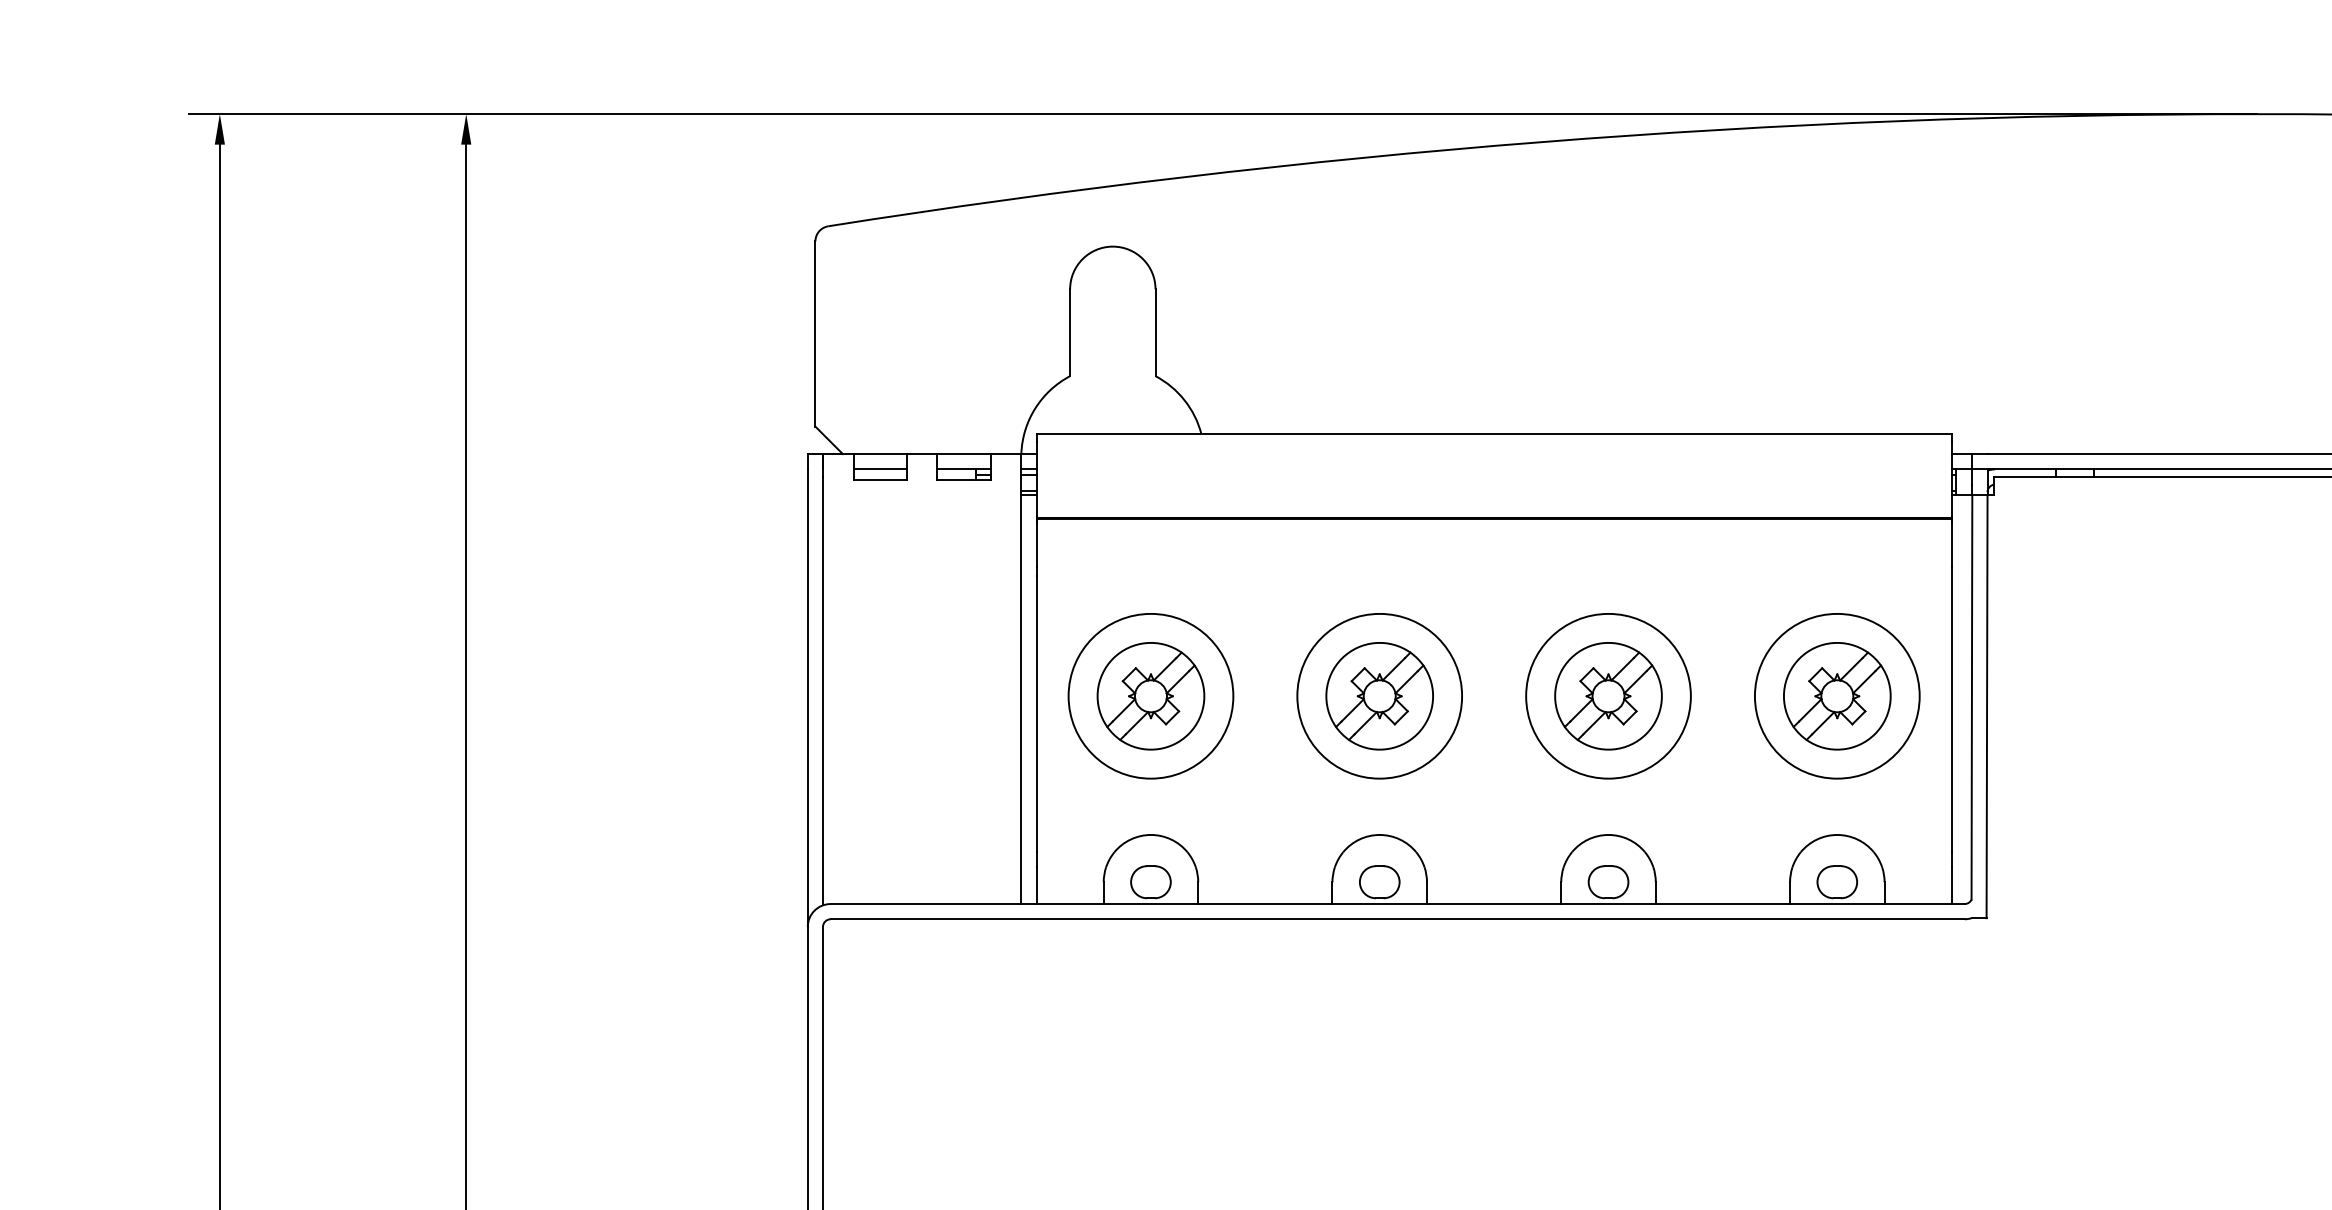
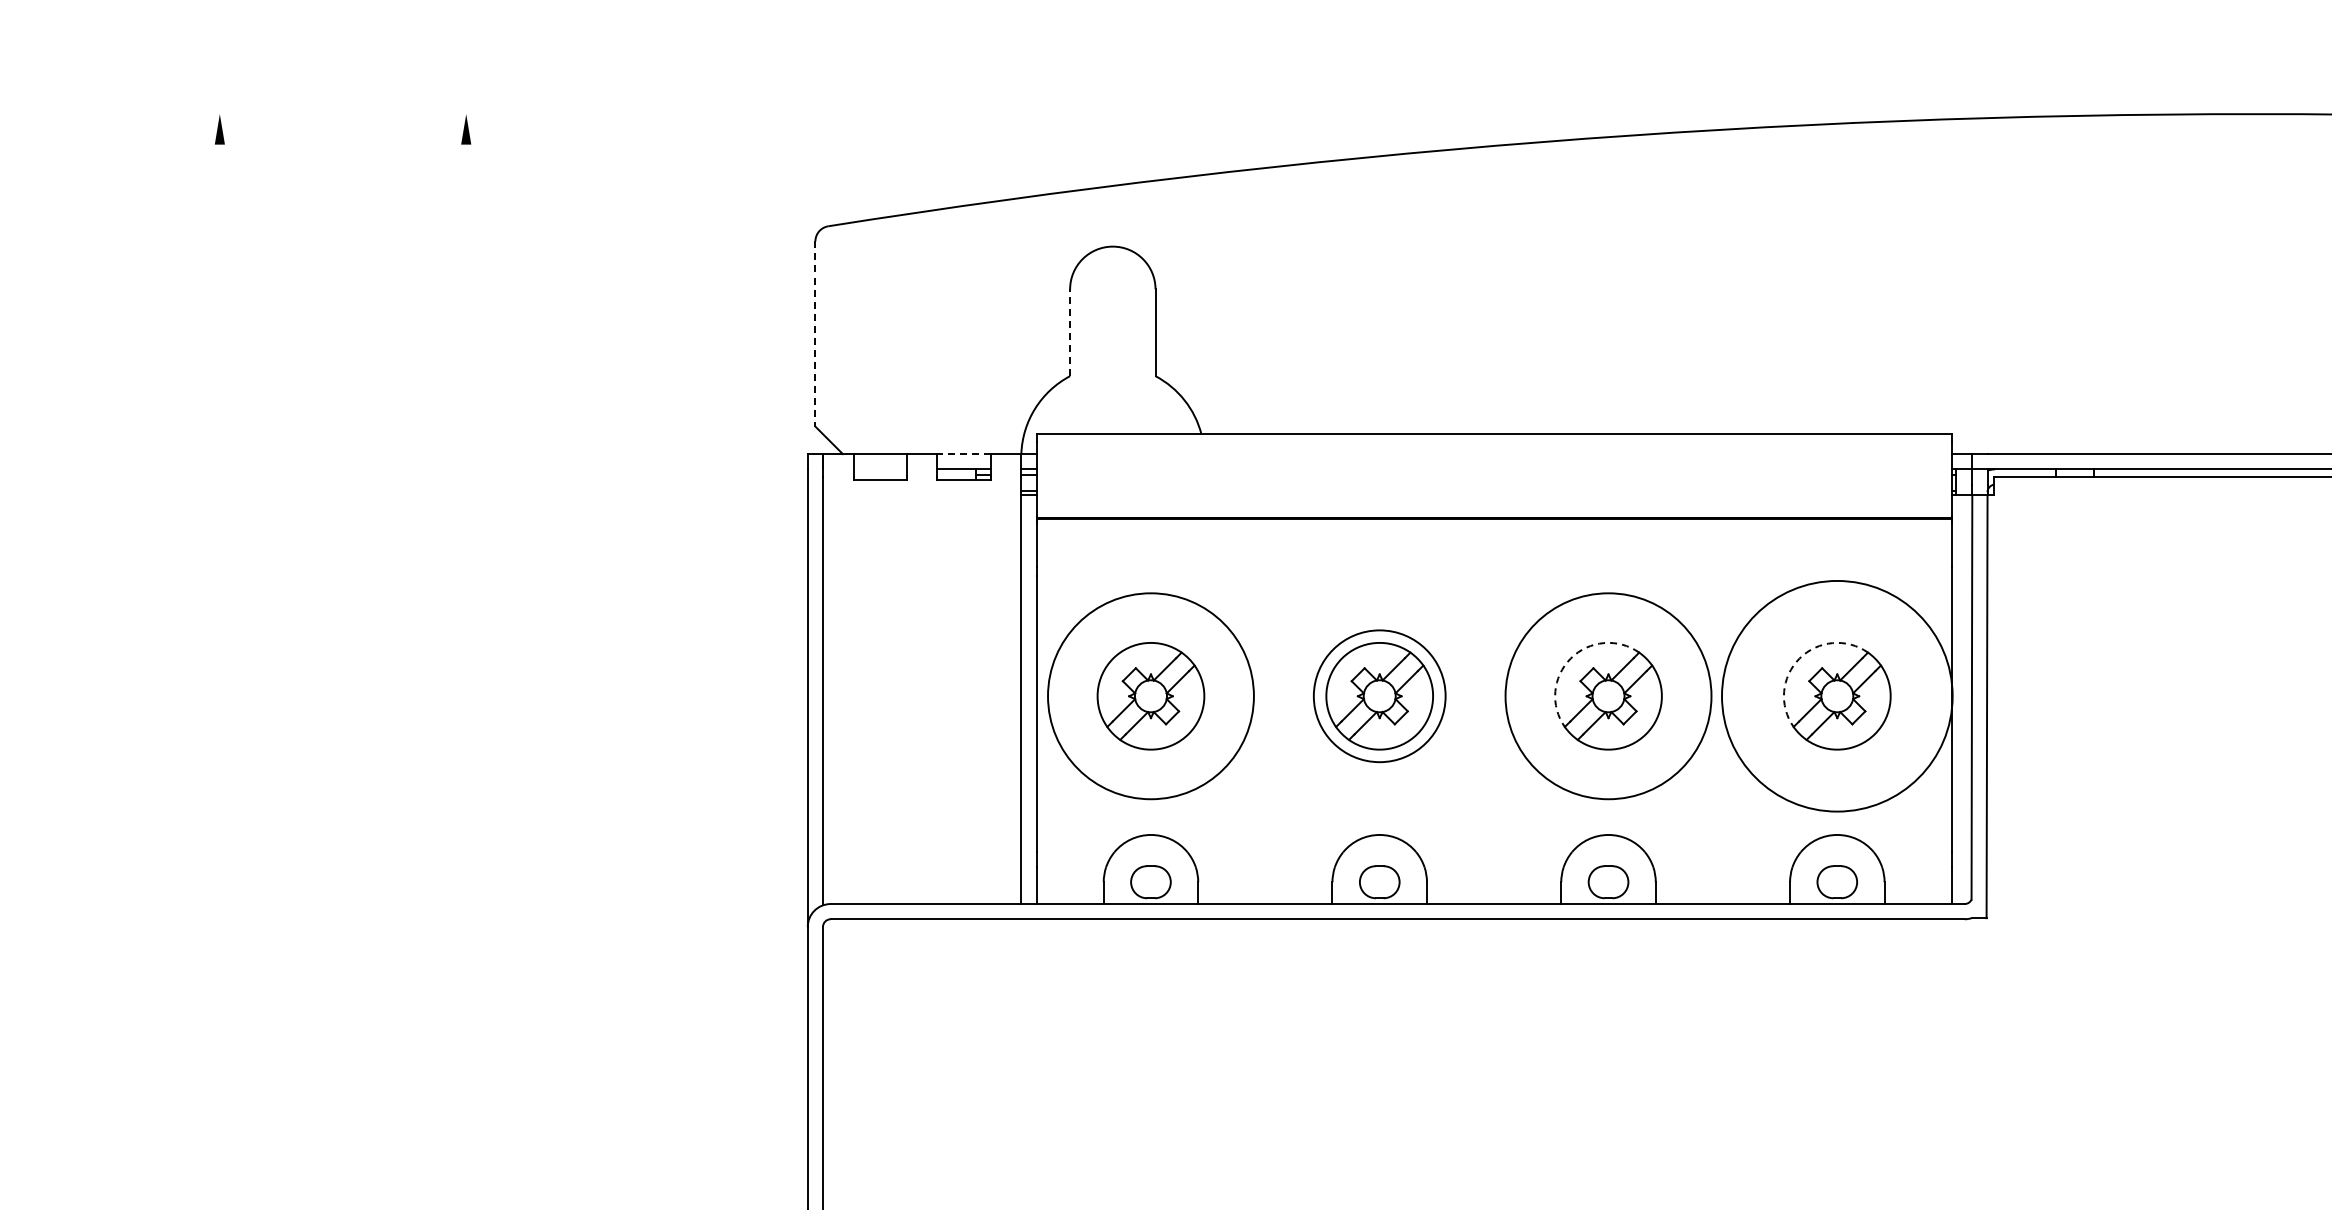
line: present -> none (1222, 114)
line: solid -> dashed (1070, 332)
line: solid -> dashed (815, 333)
line: solid -> dashed (964, 454)
line: present -> none (879, 469)
arc: solid -> dashed (1570, 658)
arc: solid -> dashed (1799, 658)
line: present -> none (219, 675)
line: present -> none (466, 675)
circle diameter: 165 px -> 206 px (1150, 696)
circle diameter: 165 px -> 132 px (1379, 696)
circle diameter: 165 px -> 206 px (1608, 696)
circle diameter: 165 px -> 231 px (1837, 695)
